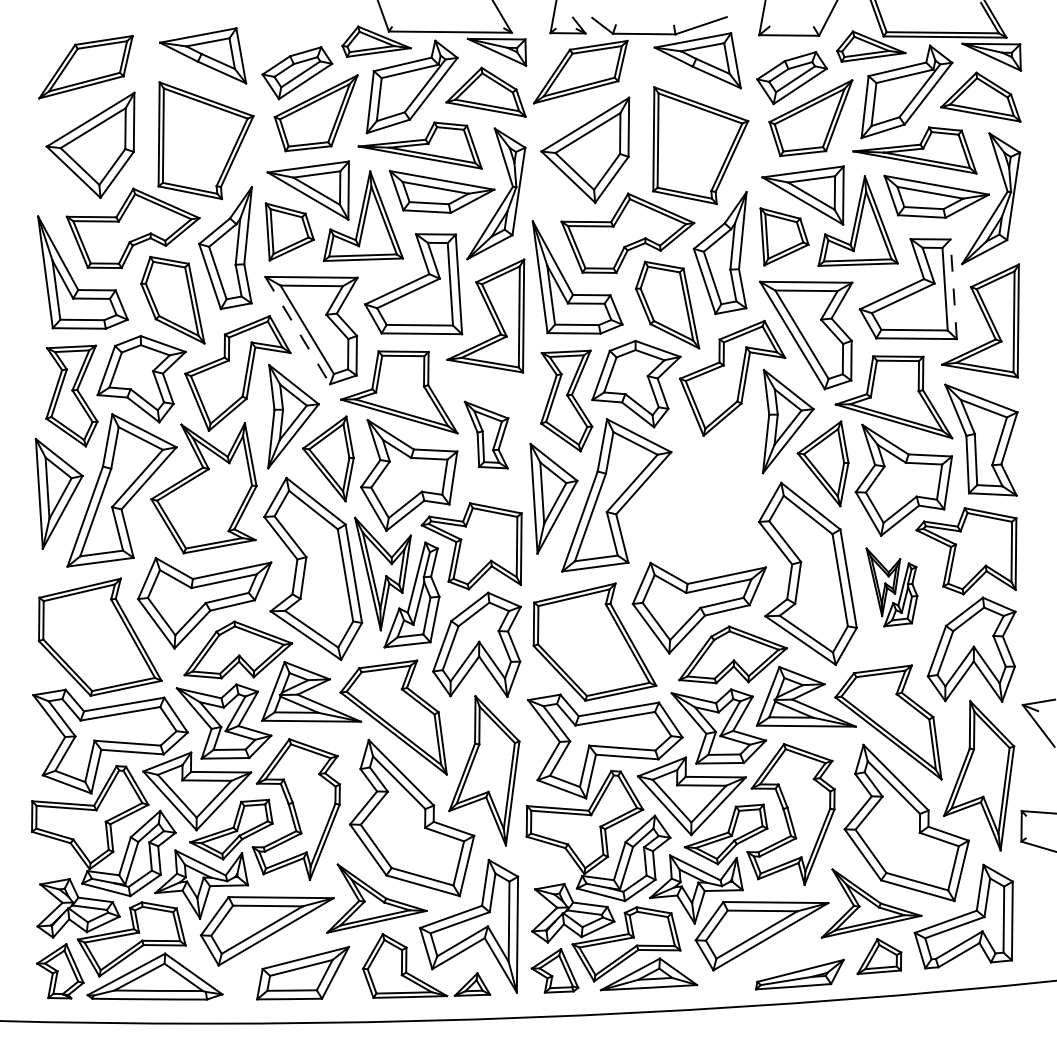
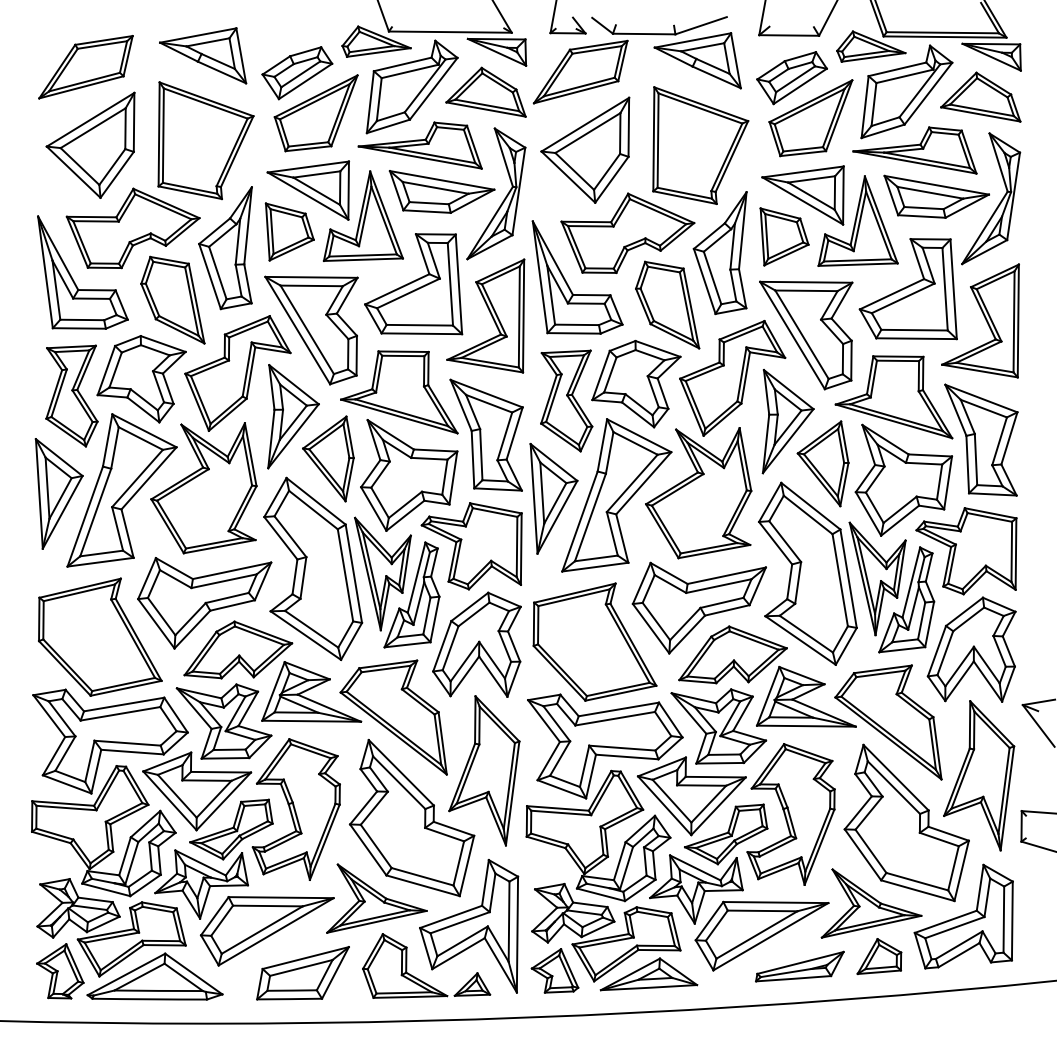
line: dashed -> solid (953, 289)
line: dashed -> solid (297, 330)
part size: 47x70 px -> 75x114 px (486, 434)
part: none -> present (698, 493)
part size: 54x81 px -> 88x133 px (891, 587)
part position: (799, 974) -> (799, 966) (799, 966)
